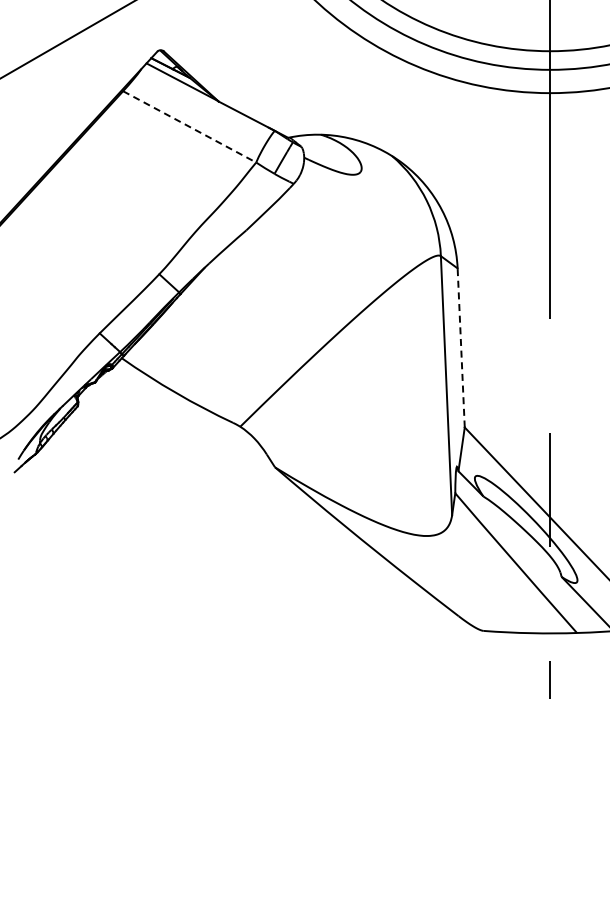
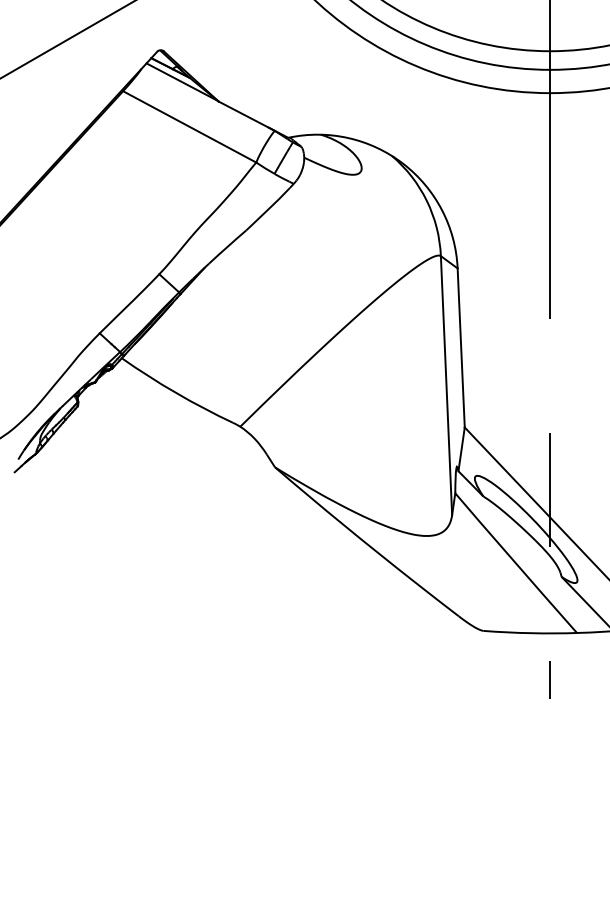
line: dashed -> solid (189, 126)
line: dashed -> solid (461, 347)
